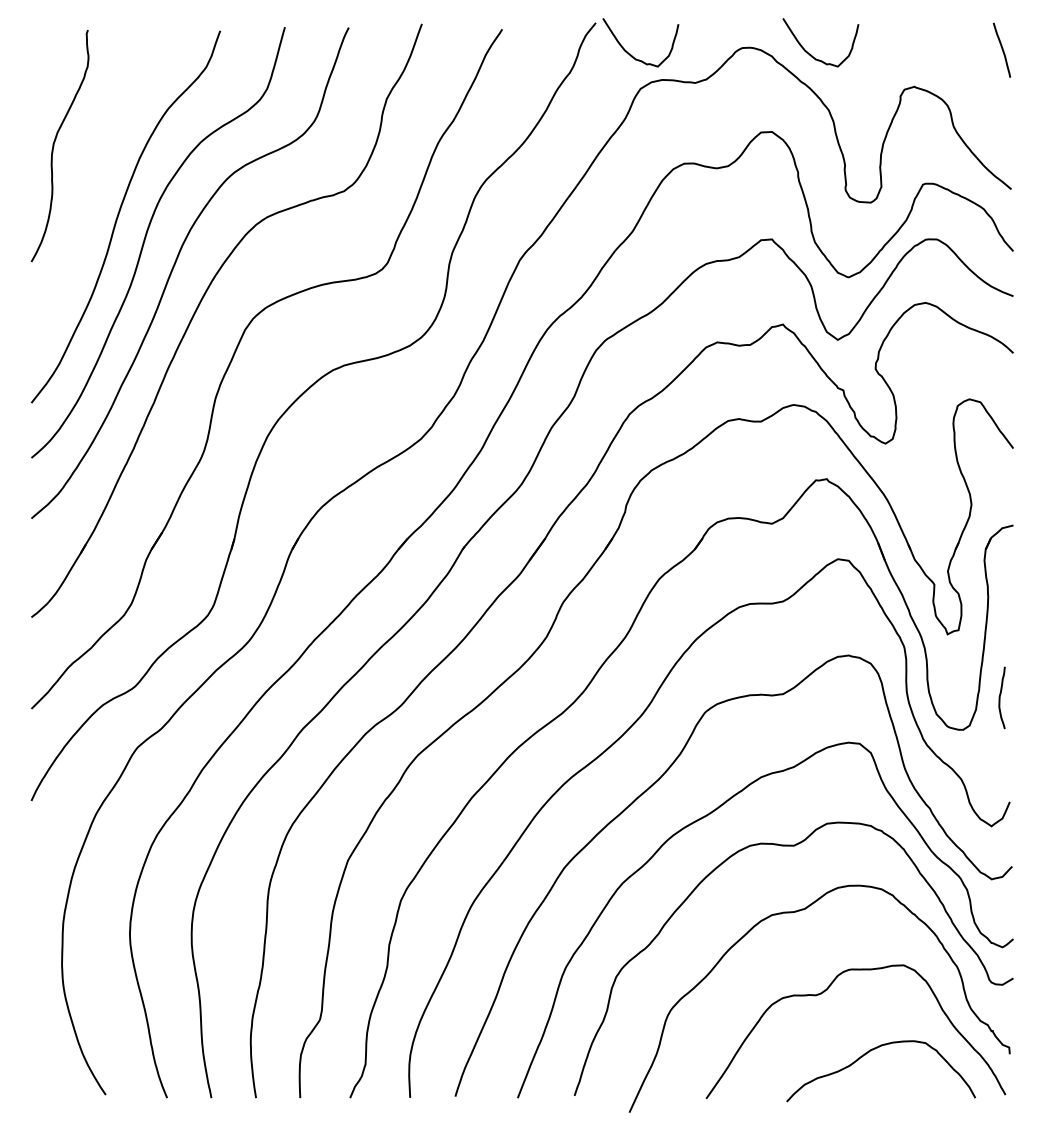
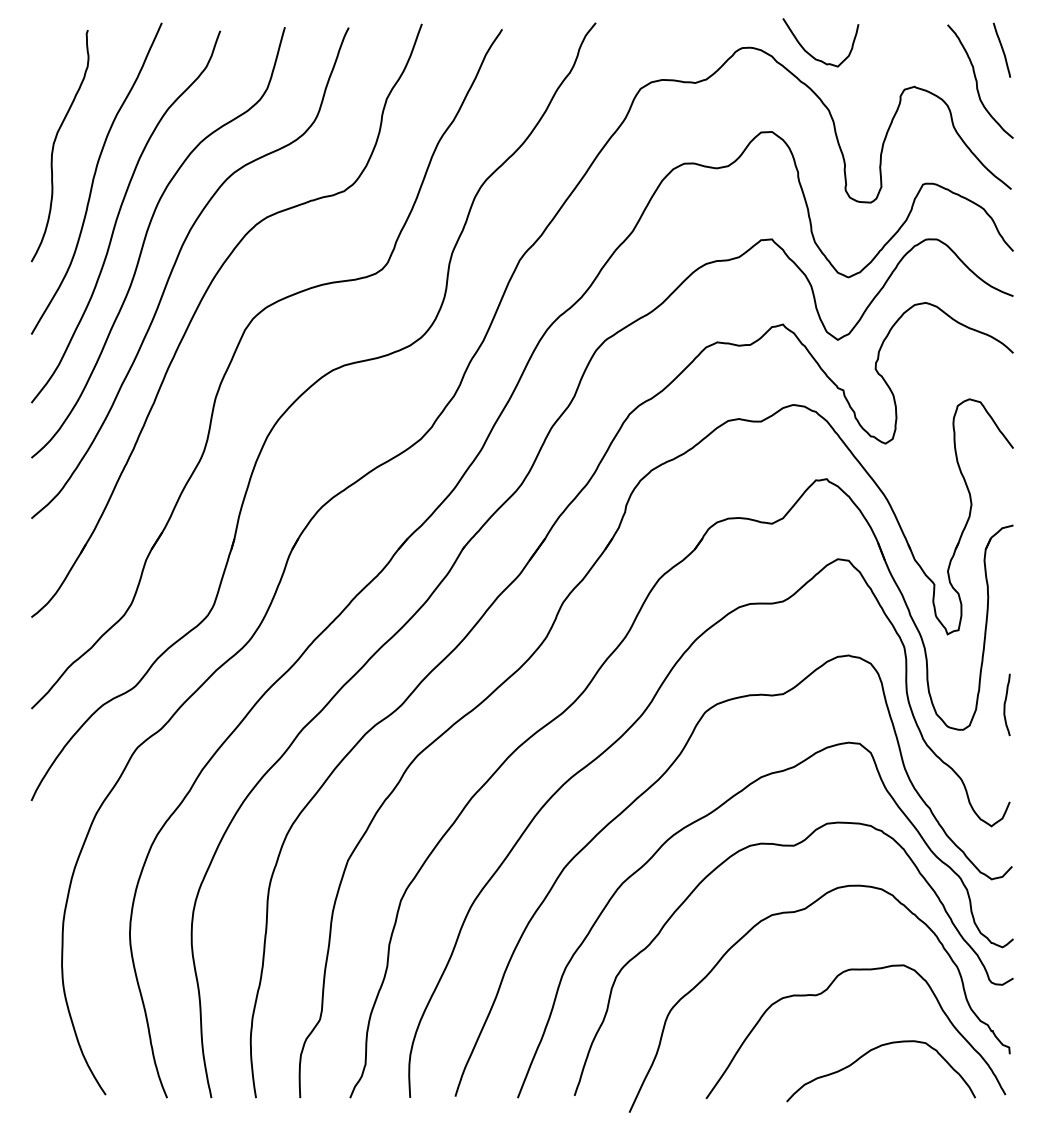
curve: present -> none (630, 53)
curve: none -> present (977, 81)
curve: none -> present (94, 178)
curve position: (1000, 697) -> (1005, 704) (1005, 704)
